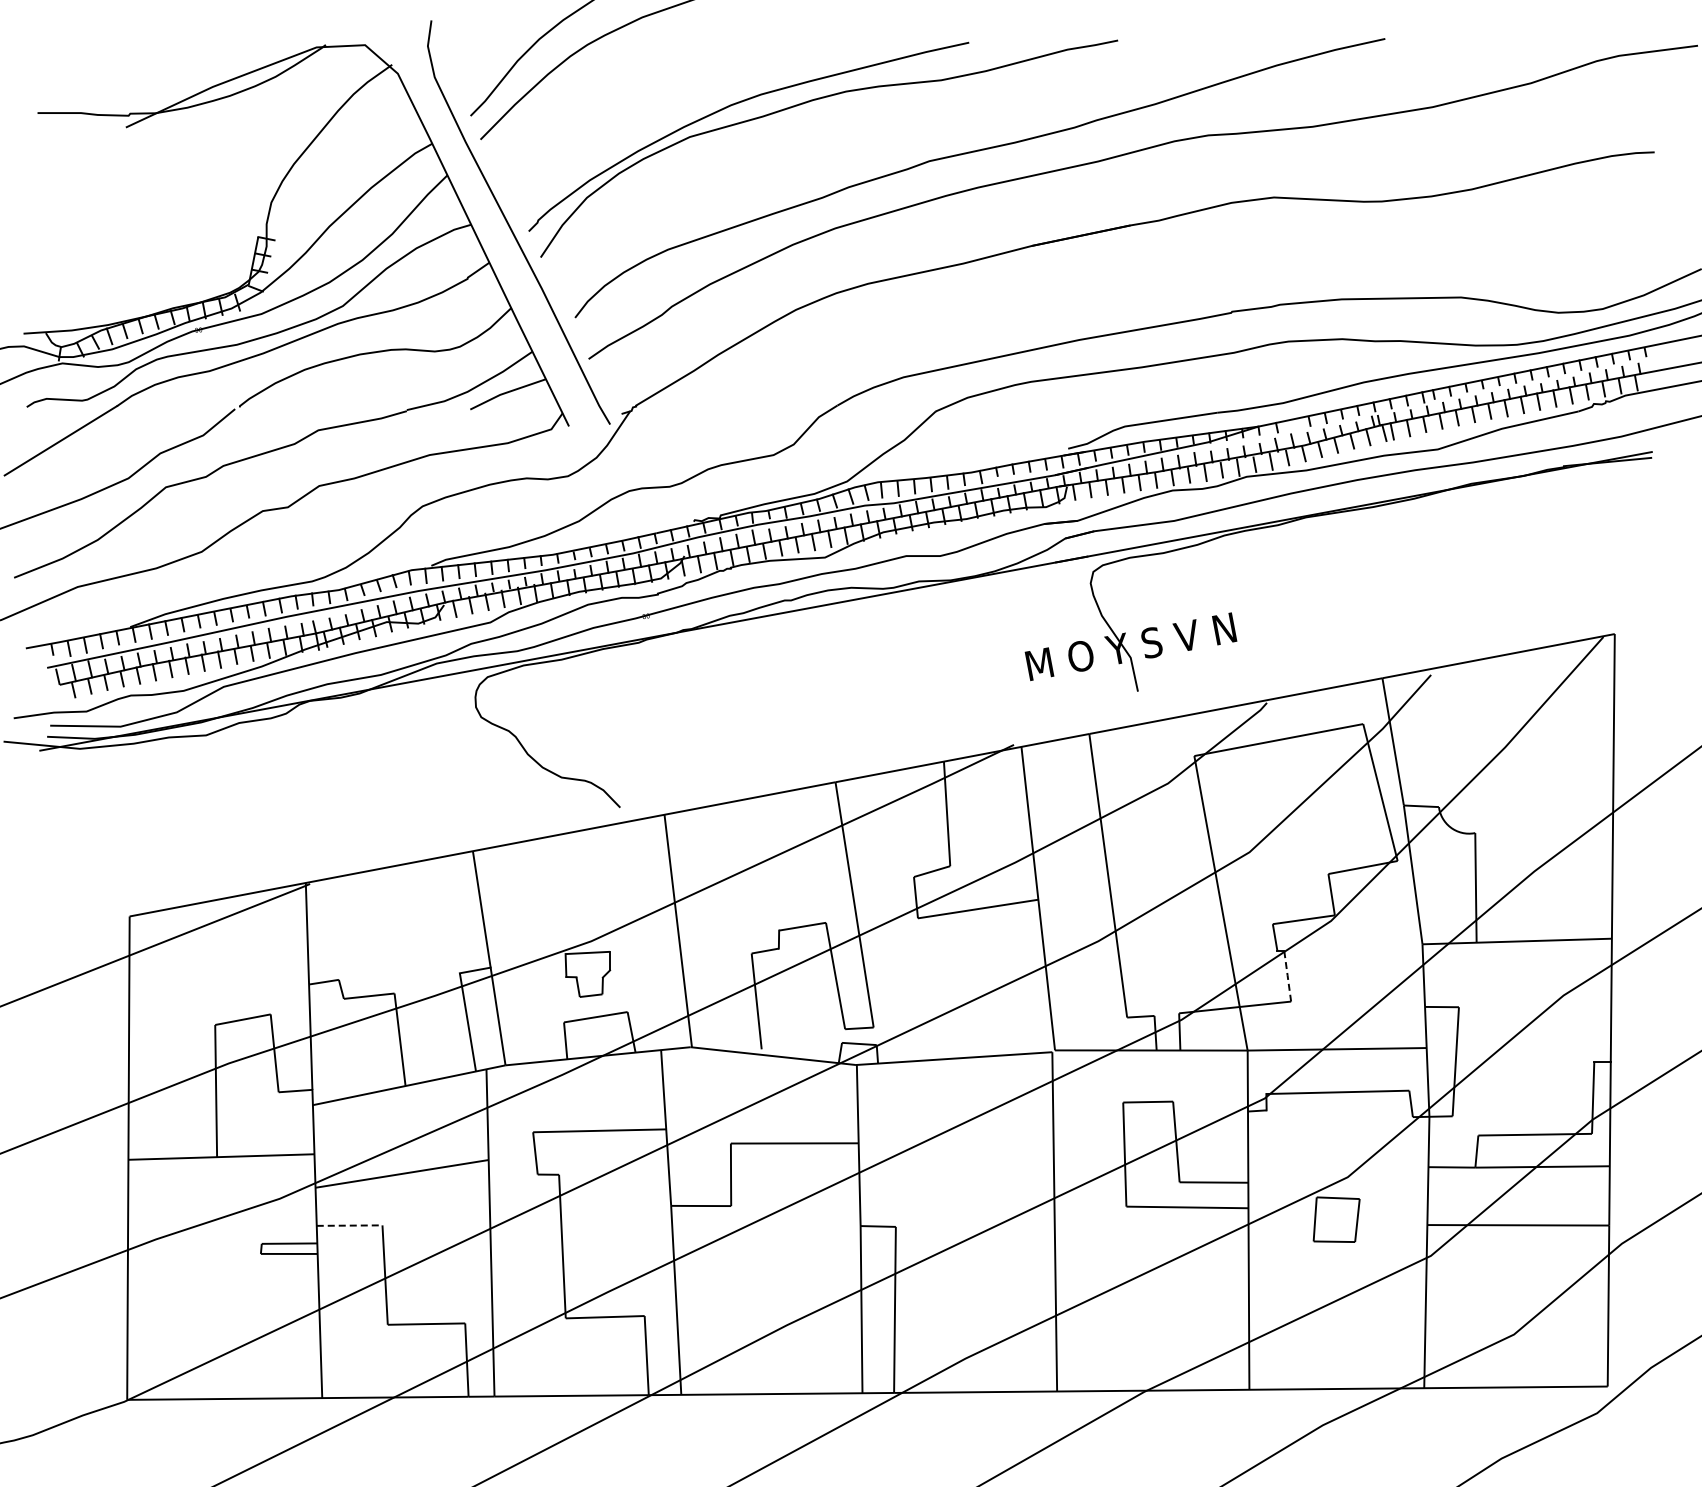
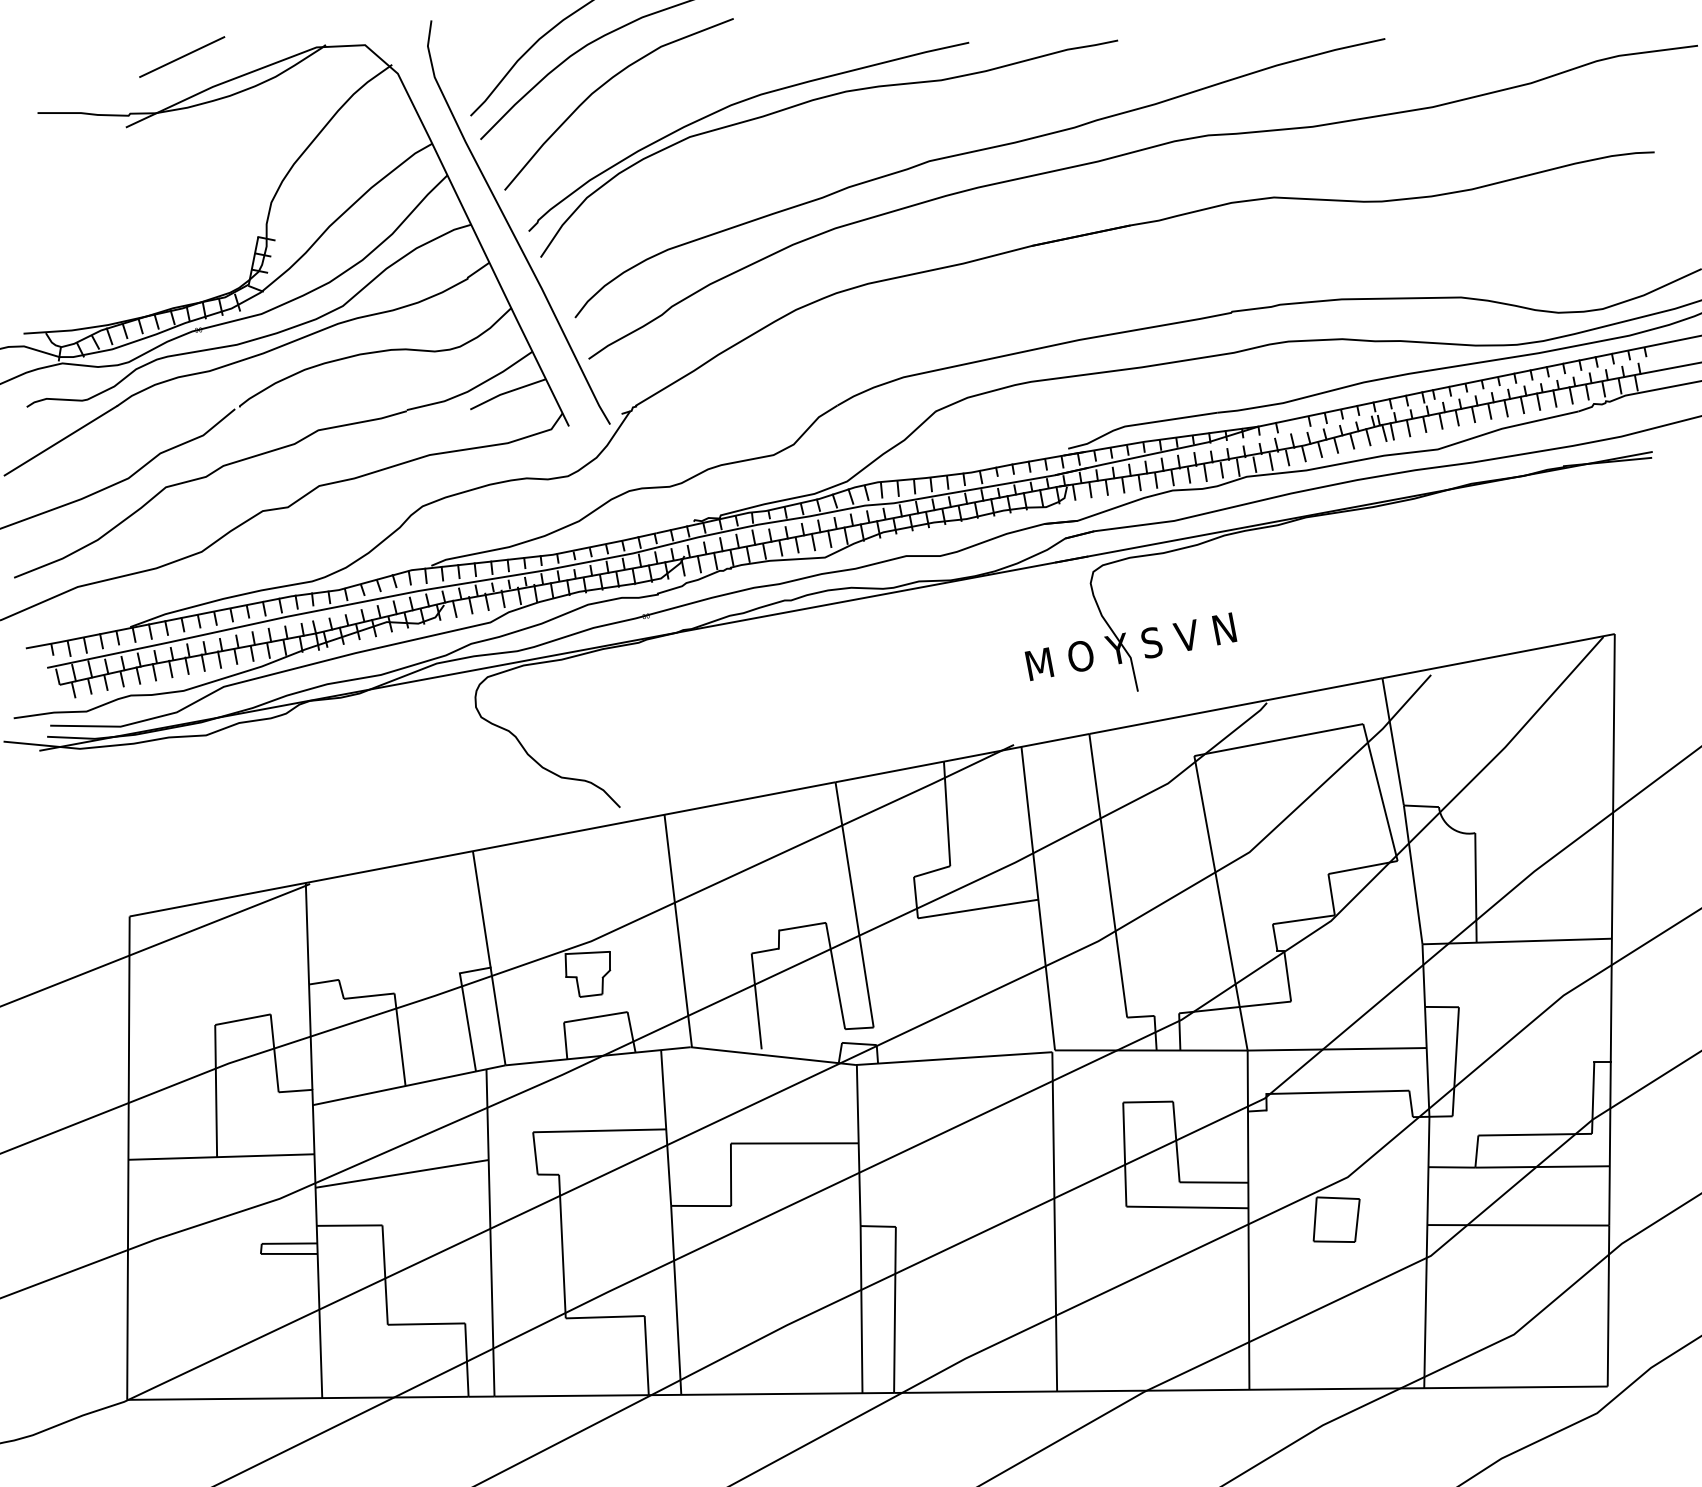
line: none -> present (182, 56)
curve: none -> present (604, 85)
line: dashed -> solid (1287, 976)
line: dashed -> solid (350, 1225)
